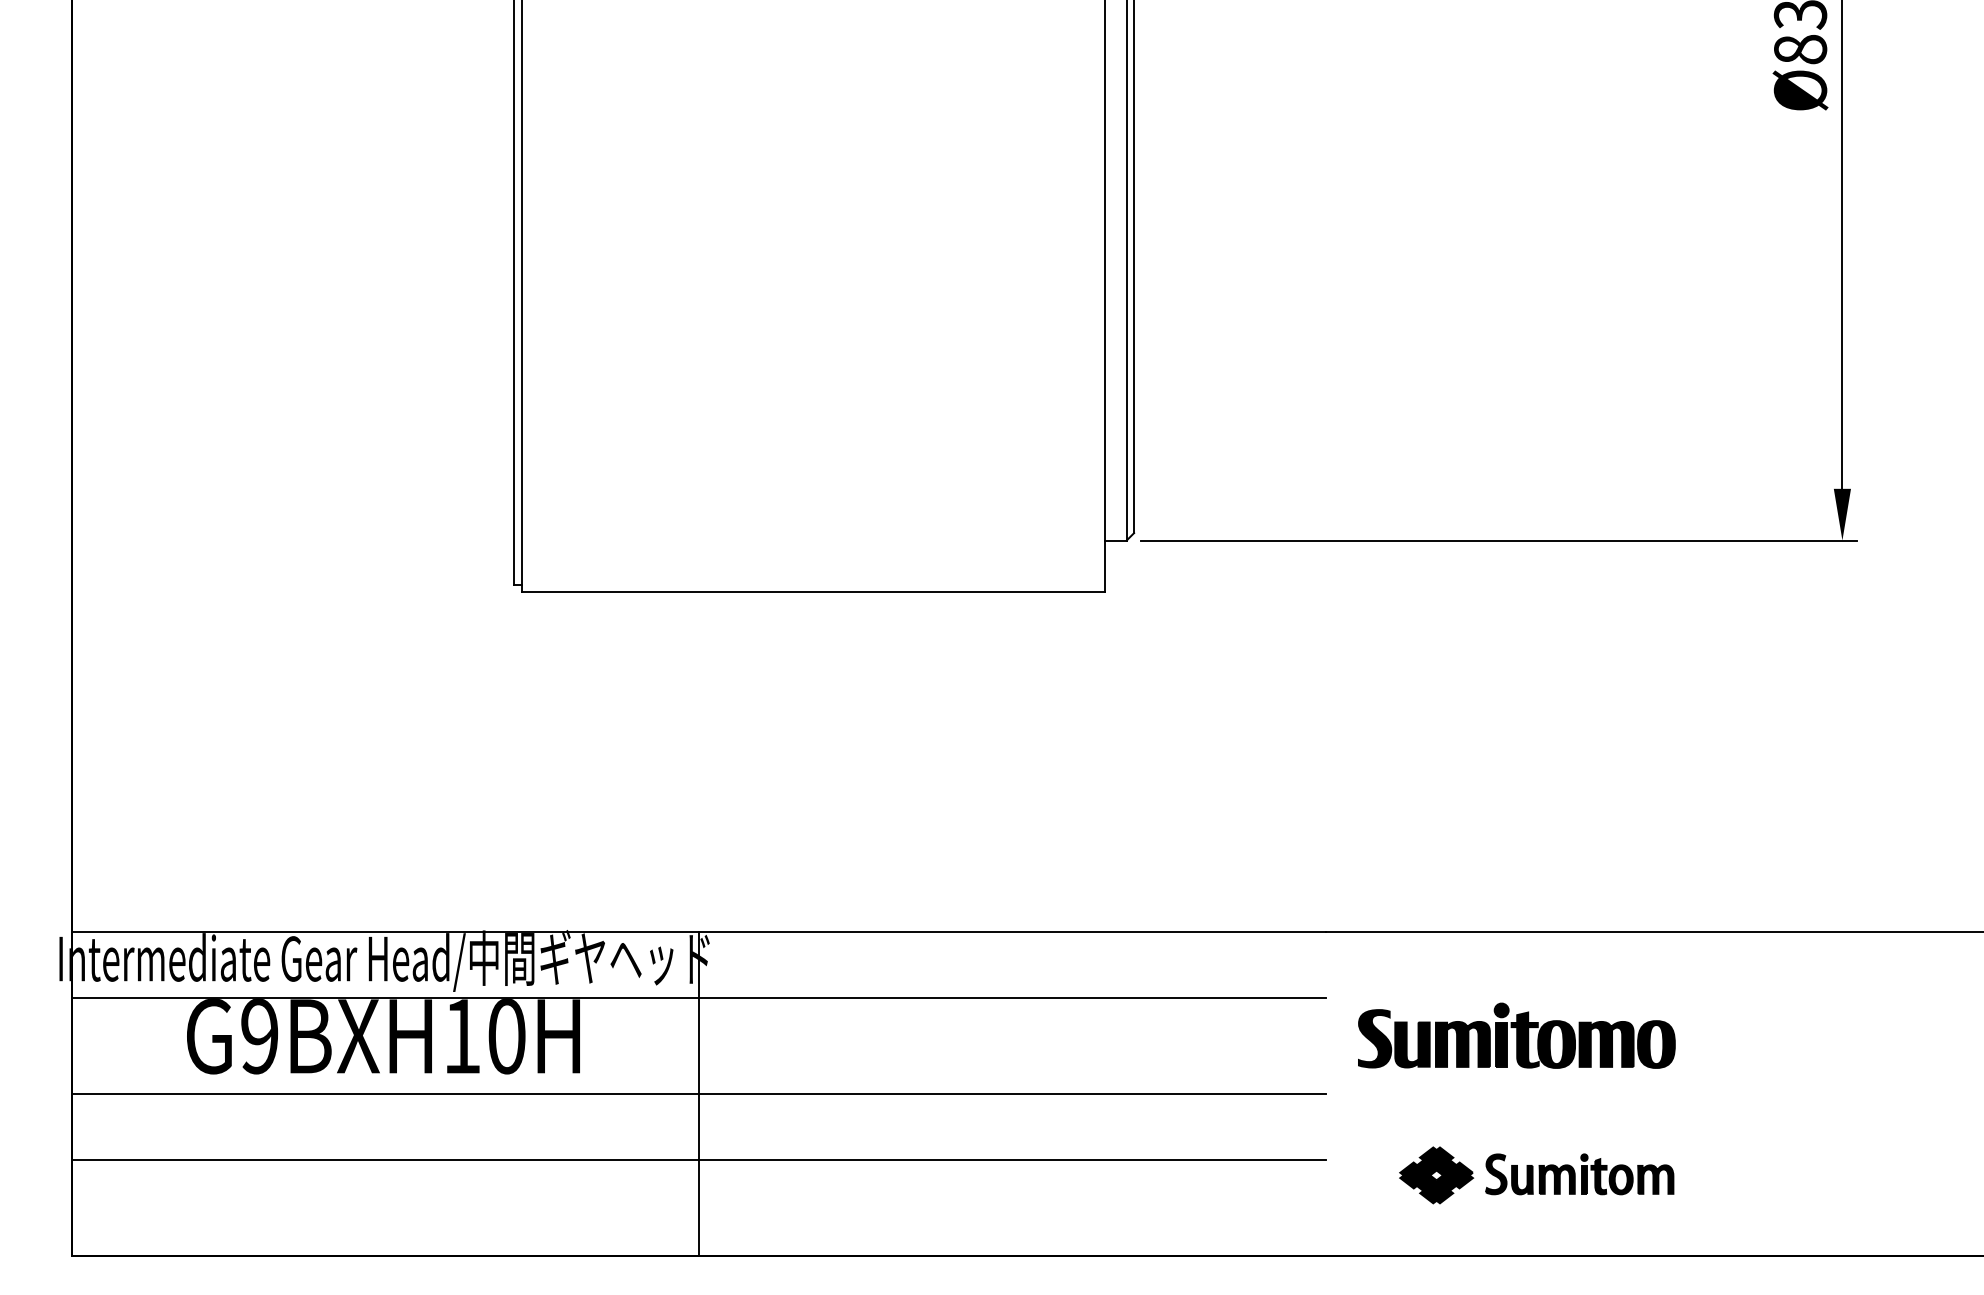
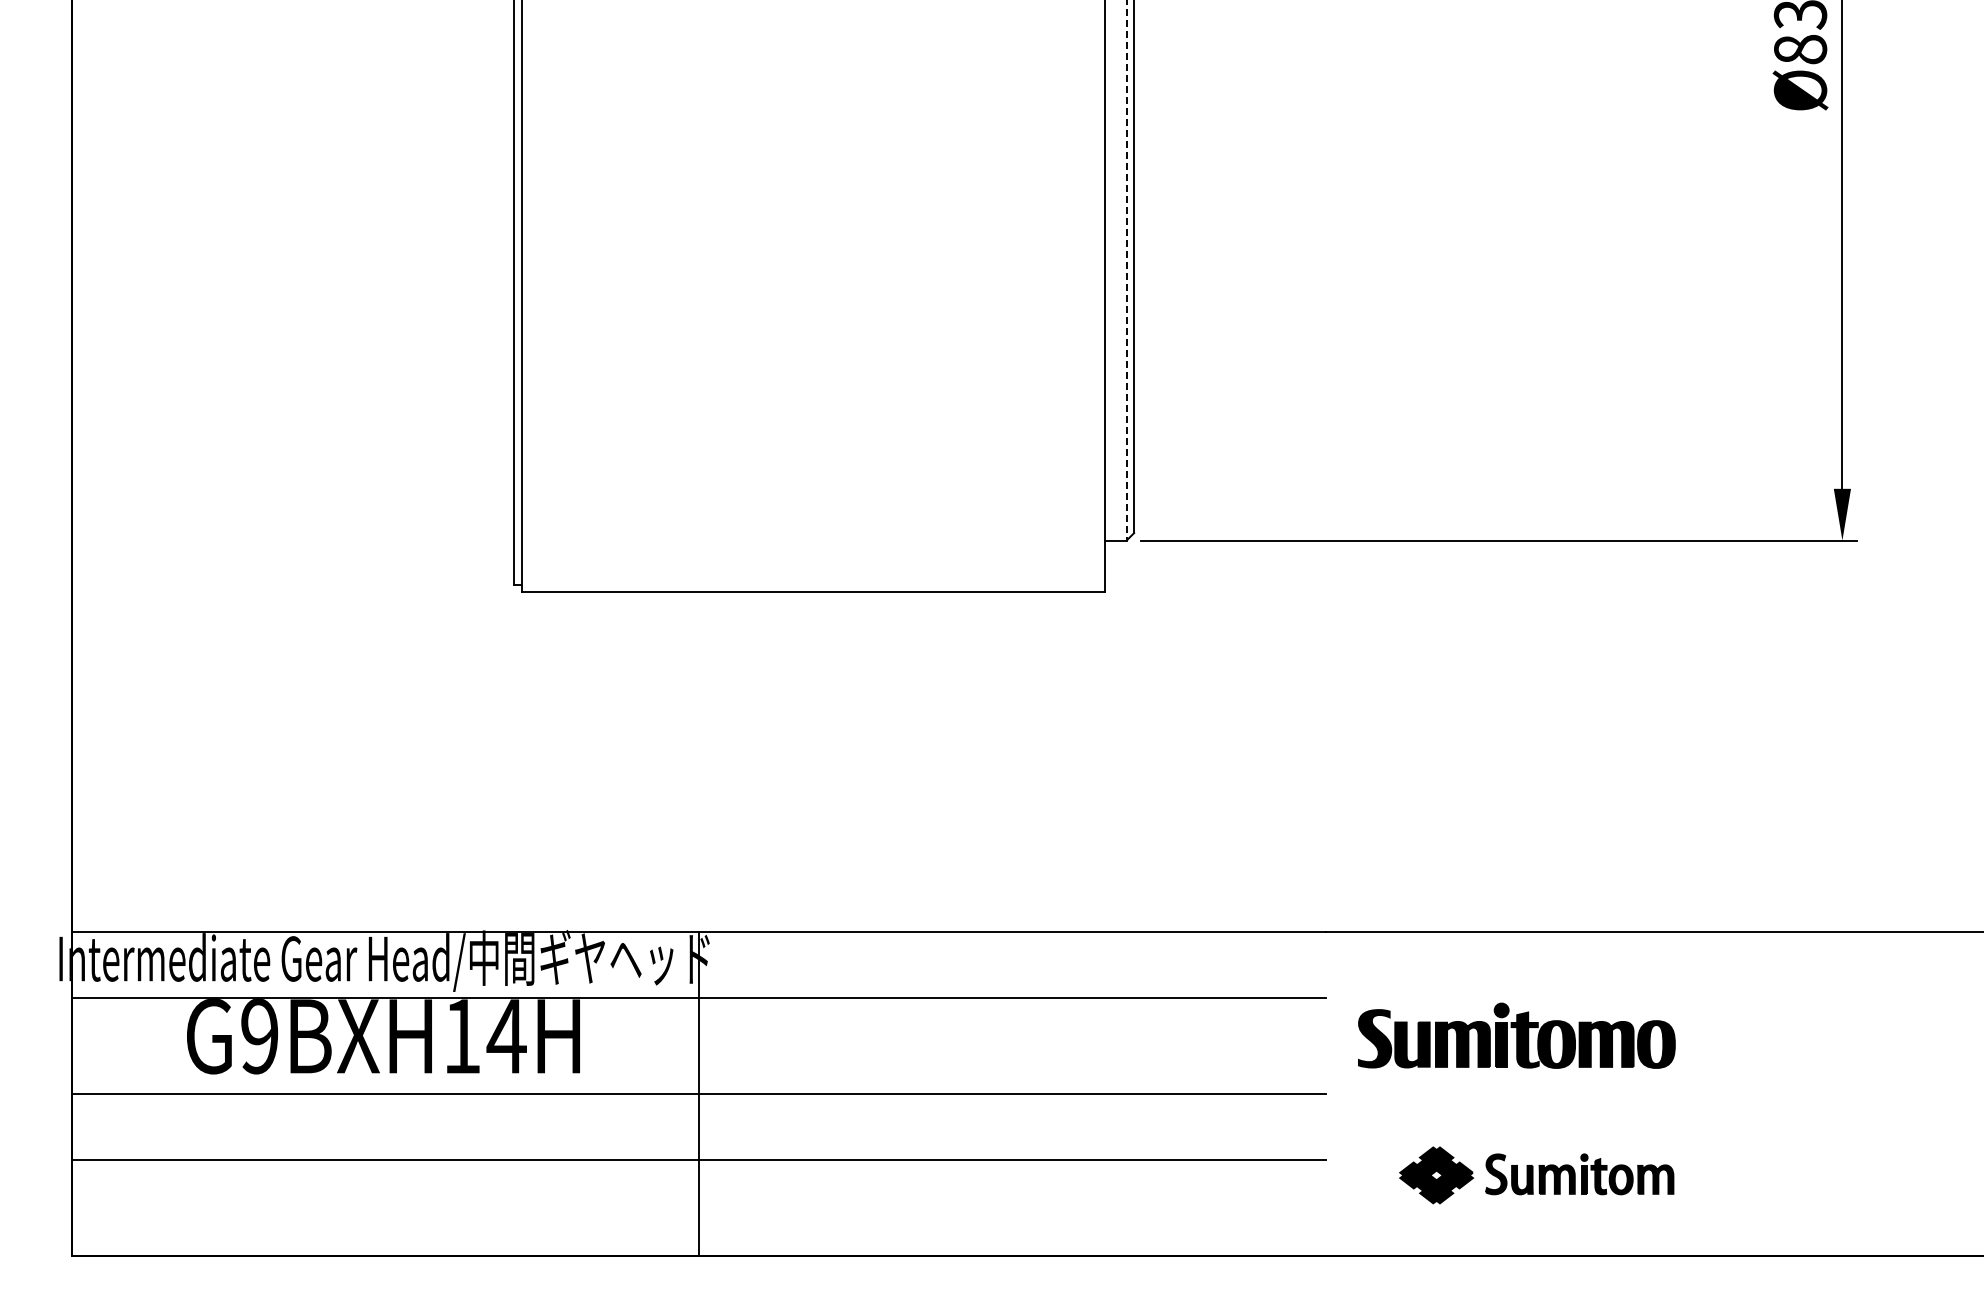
line: solid -> dashed (1126, 270)
text: G9BXH10H -> G9BXH14H (506, 1036)
